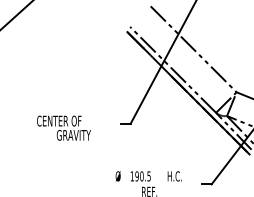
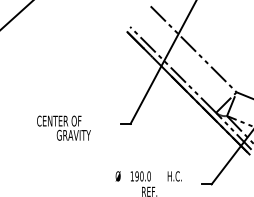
text: 190.5 -> 190.0 (148, 176)
